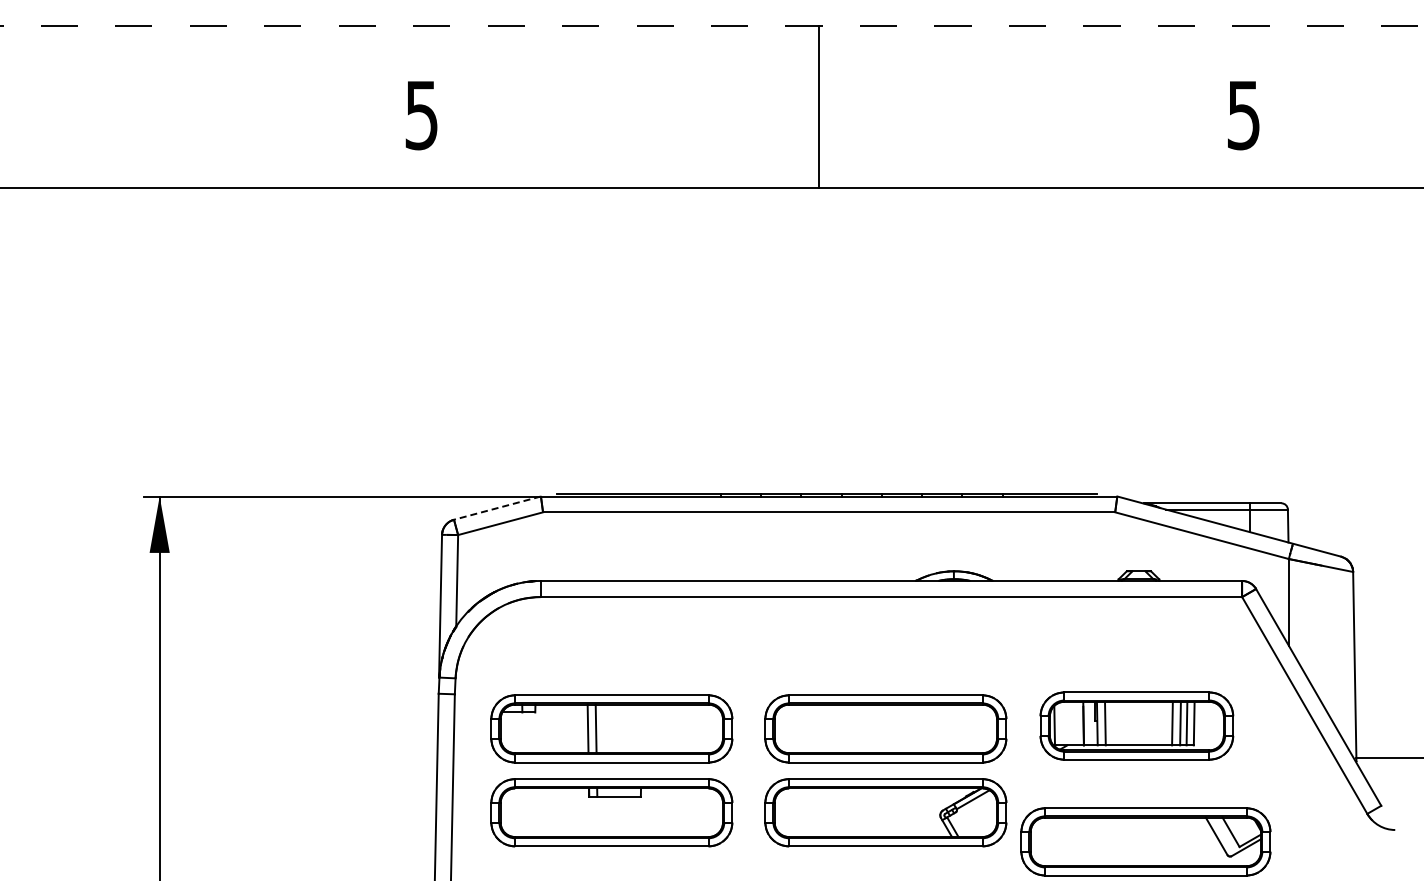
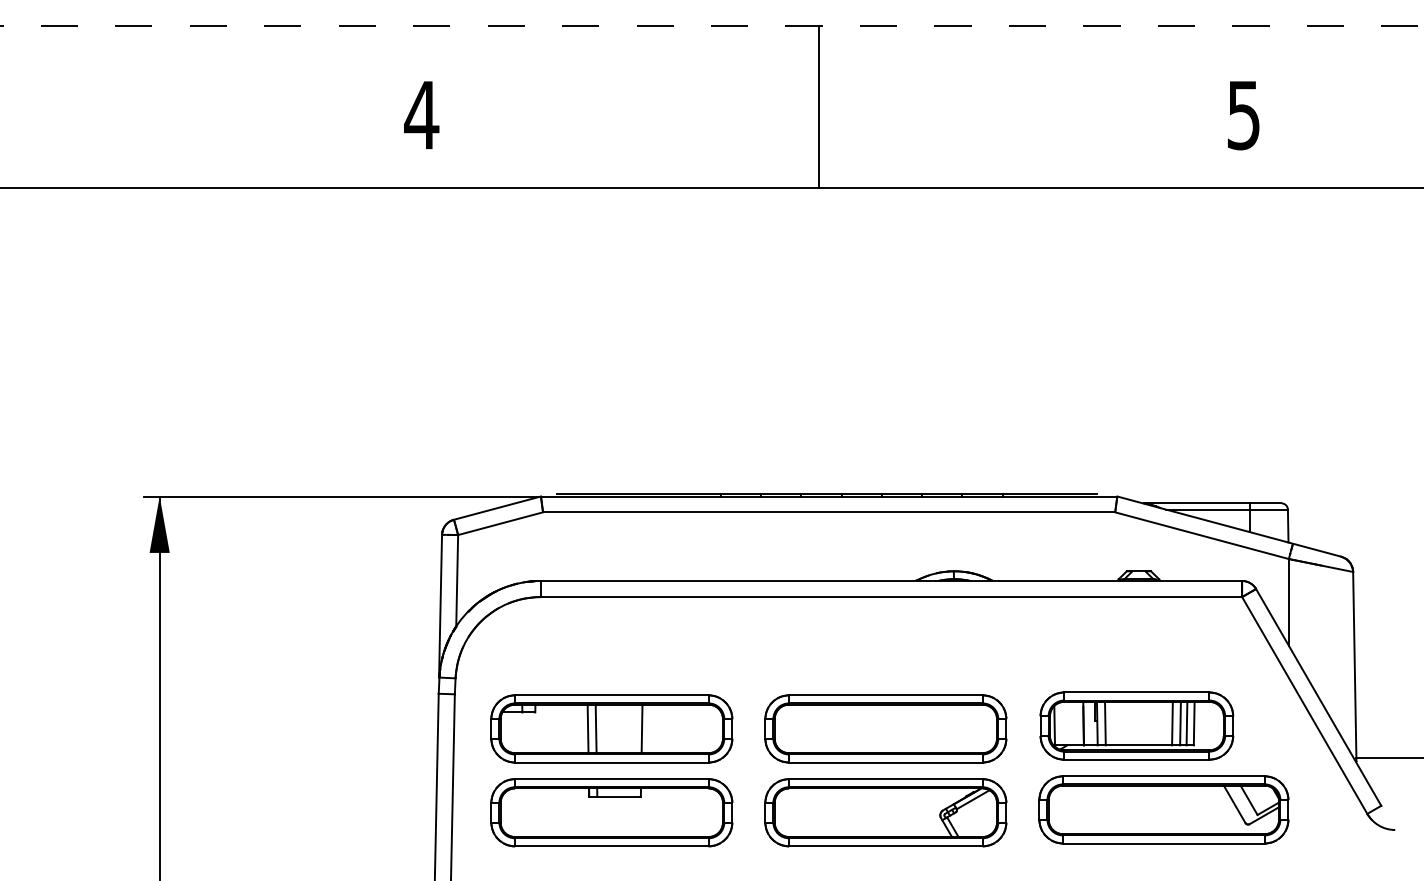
text: 5 -> 4 (421, 115)
line: dashed -> solid (496, 508)
line: none -> present (641, 728)
part position: (1145, 841) -> (1163, 809) (1163, 809)
